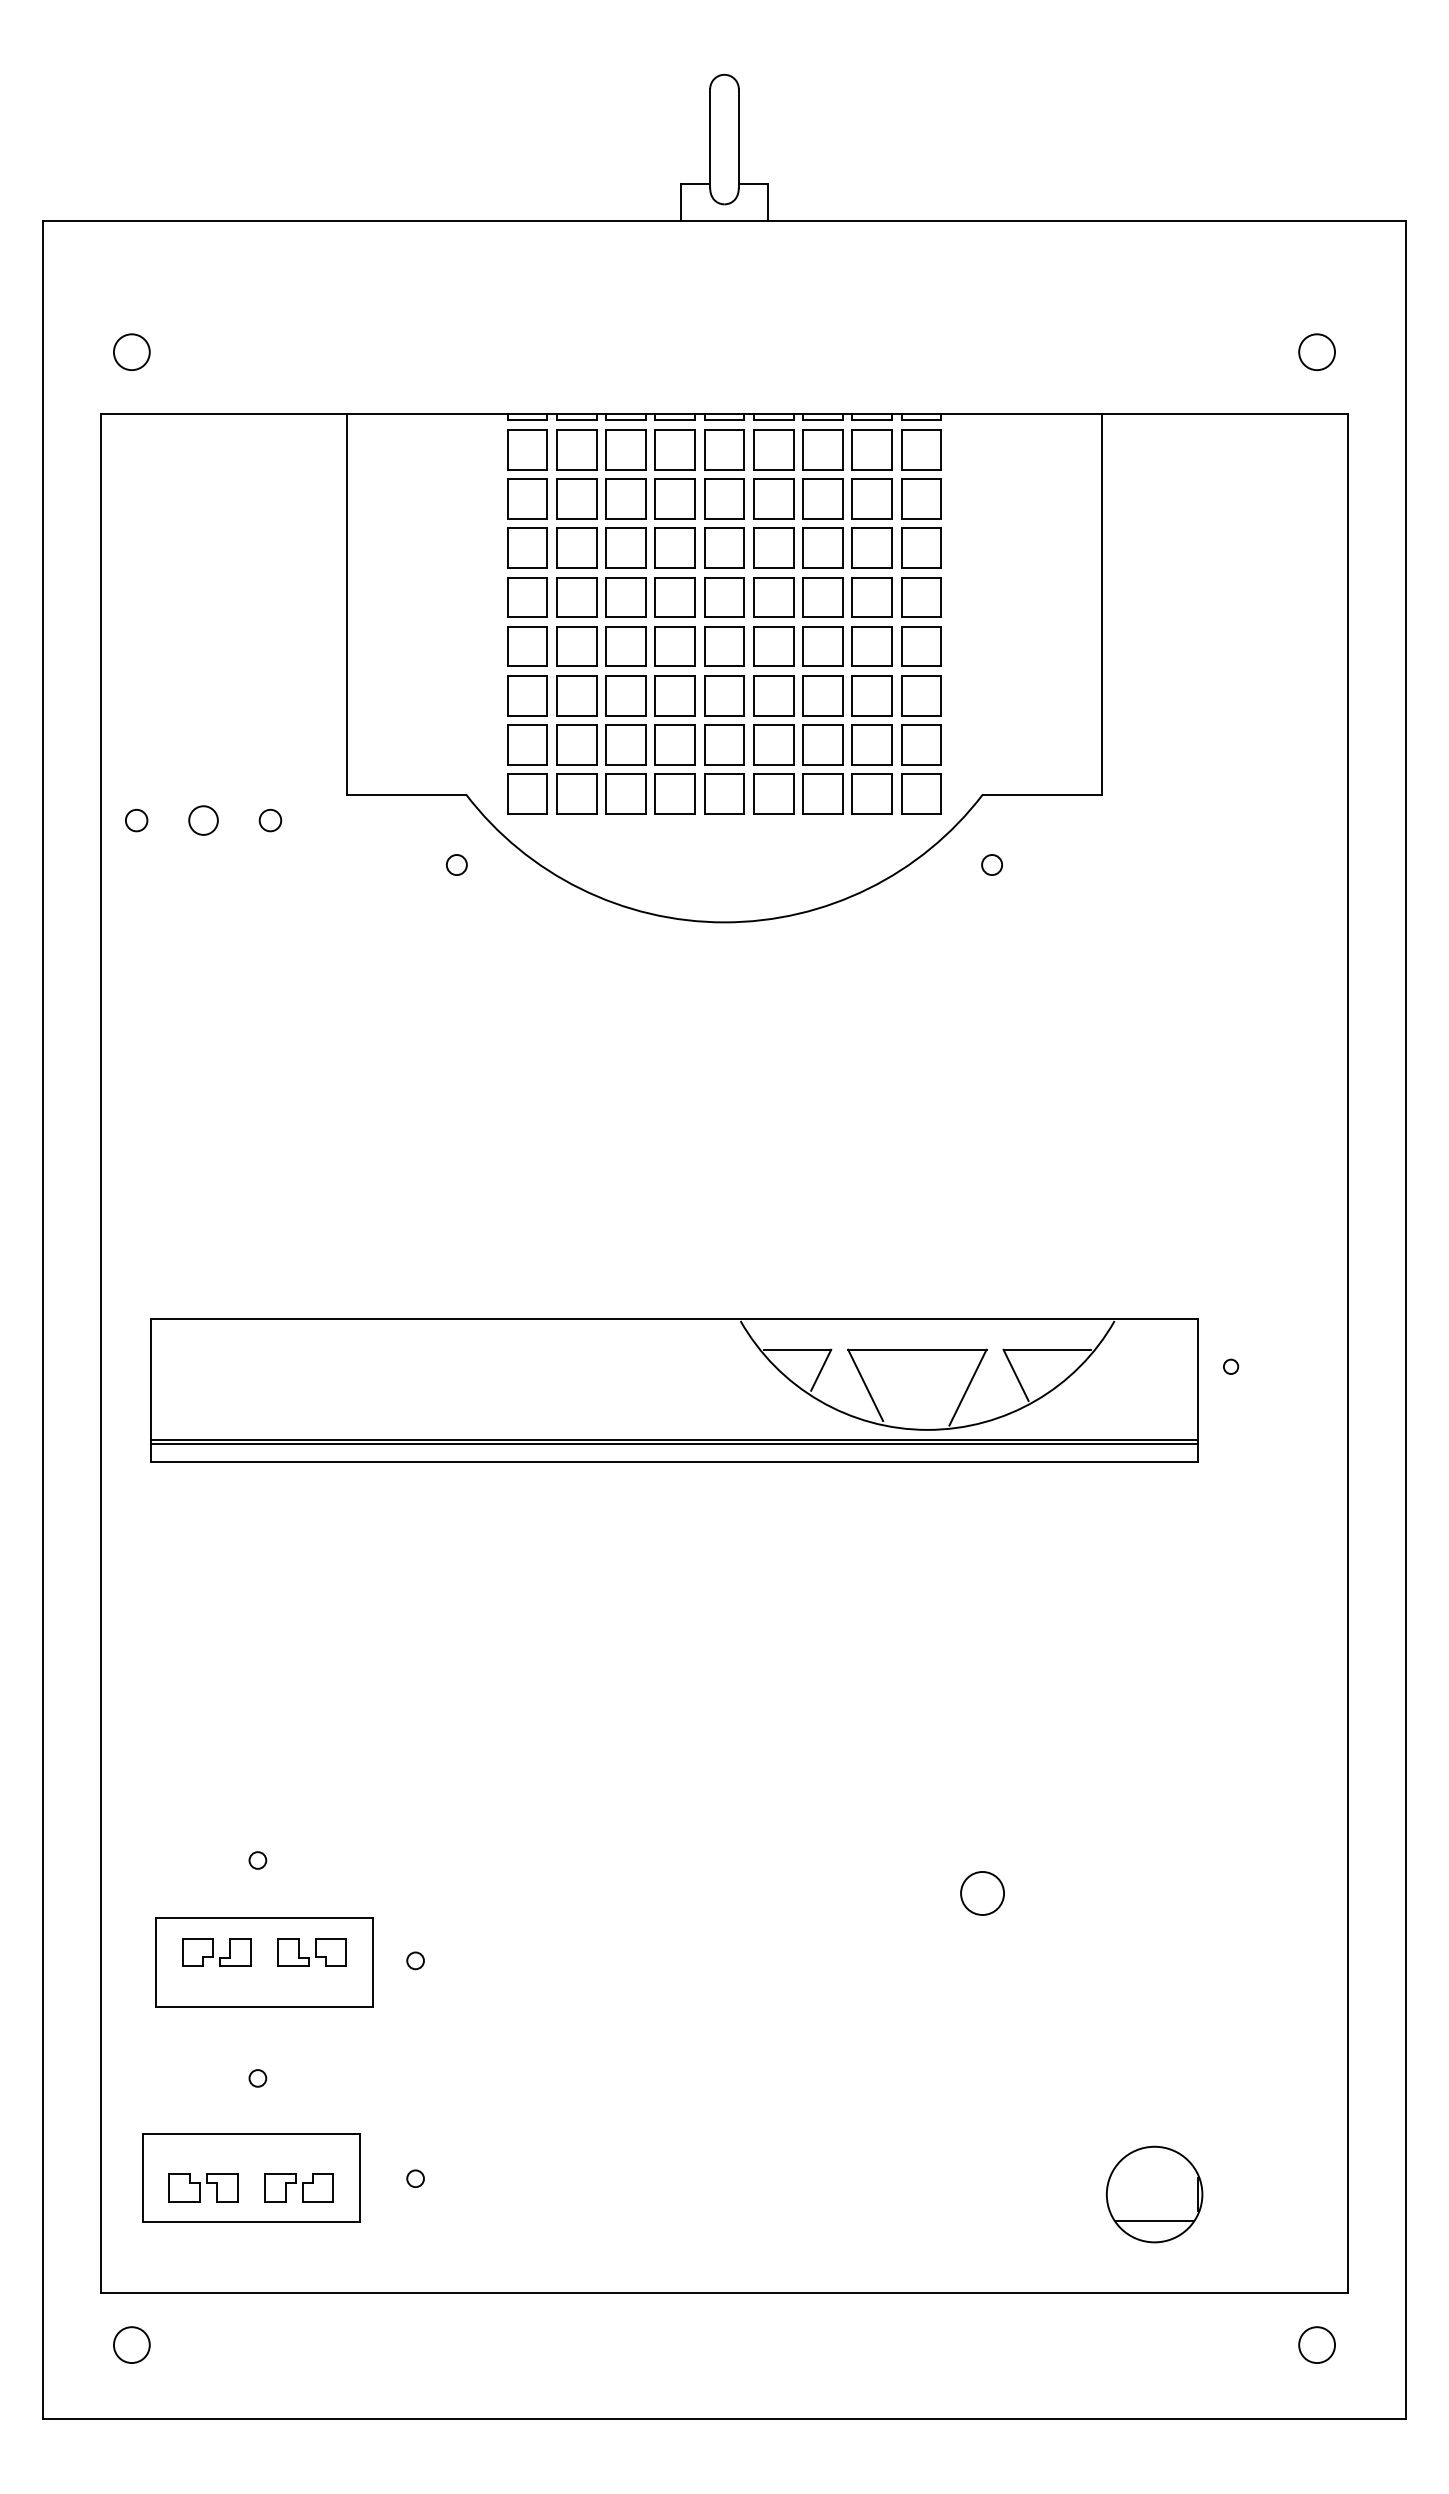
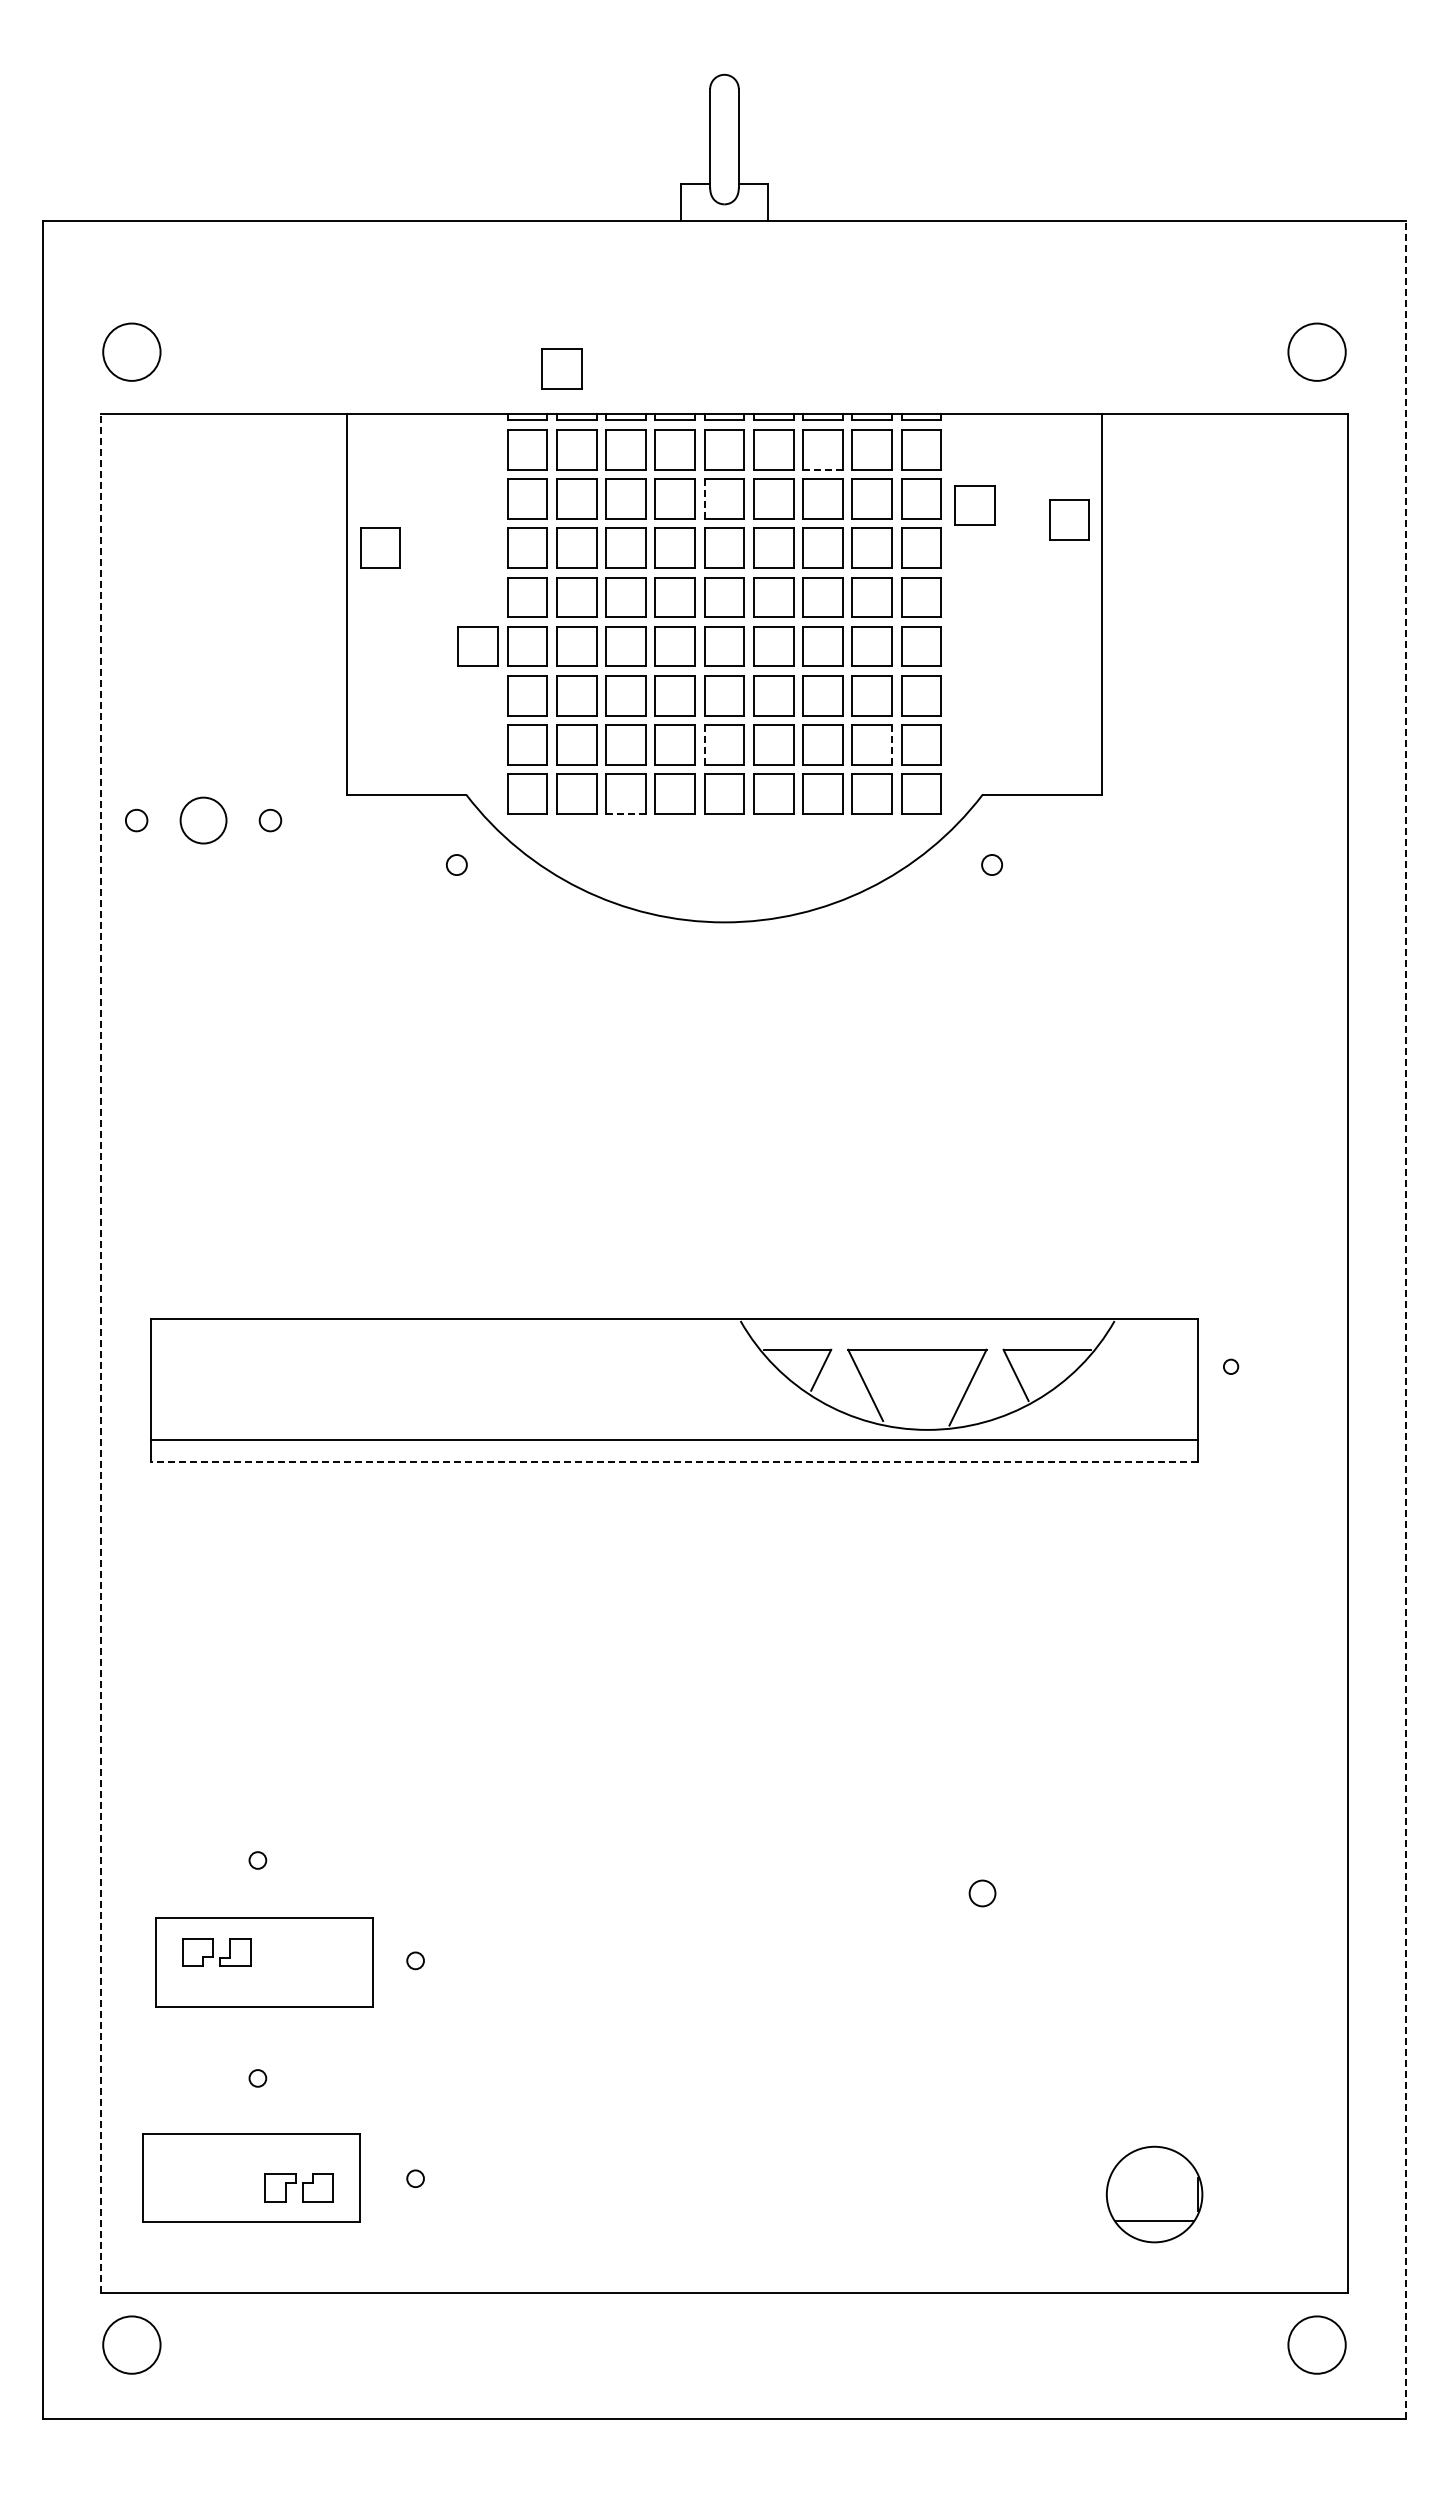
circle diameter: 36 px -> 57 px (131, 351)
circle diameter: 36 px -> 57 px (1316, 351)
part: none -> present (561, 368)
line: solid -> dashed (822, 469)
line: solid -> dashed (704, 498)
part: none -> present (974, 505)
part: none -> present (1069, 519)
part: none -> present (380, 547)
part: none -> present (477, 646)
line: solid -> dashed (704, 745)
line: solid -> dashed (892, 745)
line: solid -> dashed (626, 814)
circle diameter: 29 px -> 46 px (203, 820)
line: solid -> dashed (1405, 1319)
line: solid -> dashed (100, 1352)
line: present -> none (674, 1444)
line: solid -> dashed (673, 1462)
circle diameter: 43 px -> 26 px (982, 1893)
part: present -> none (311, 1952)
part: present -> none (203, 2187)
circle diameter: 36 px -> 57 px (131, 2344)
circle diameter: 36 px -> 57 px (1316, 2344)
